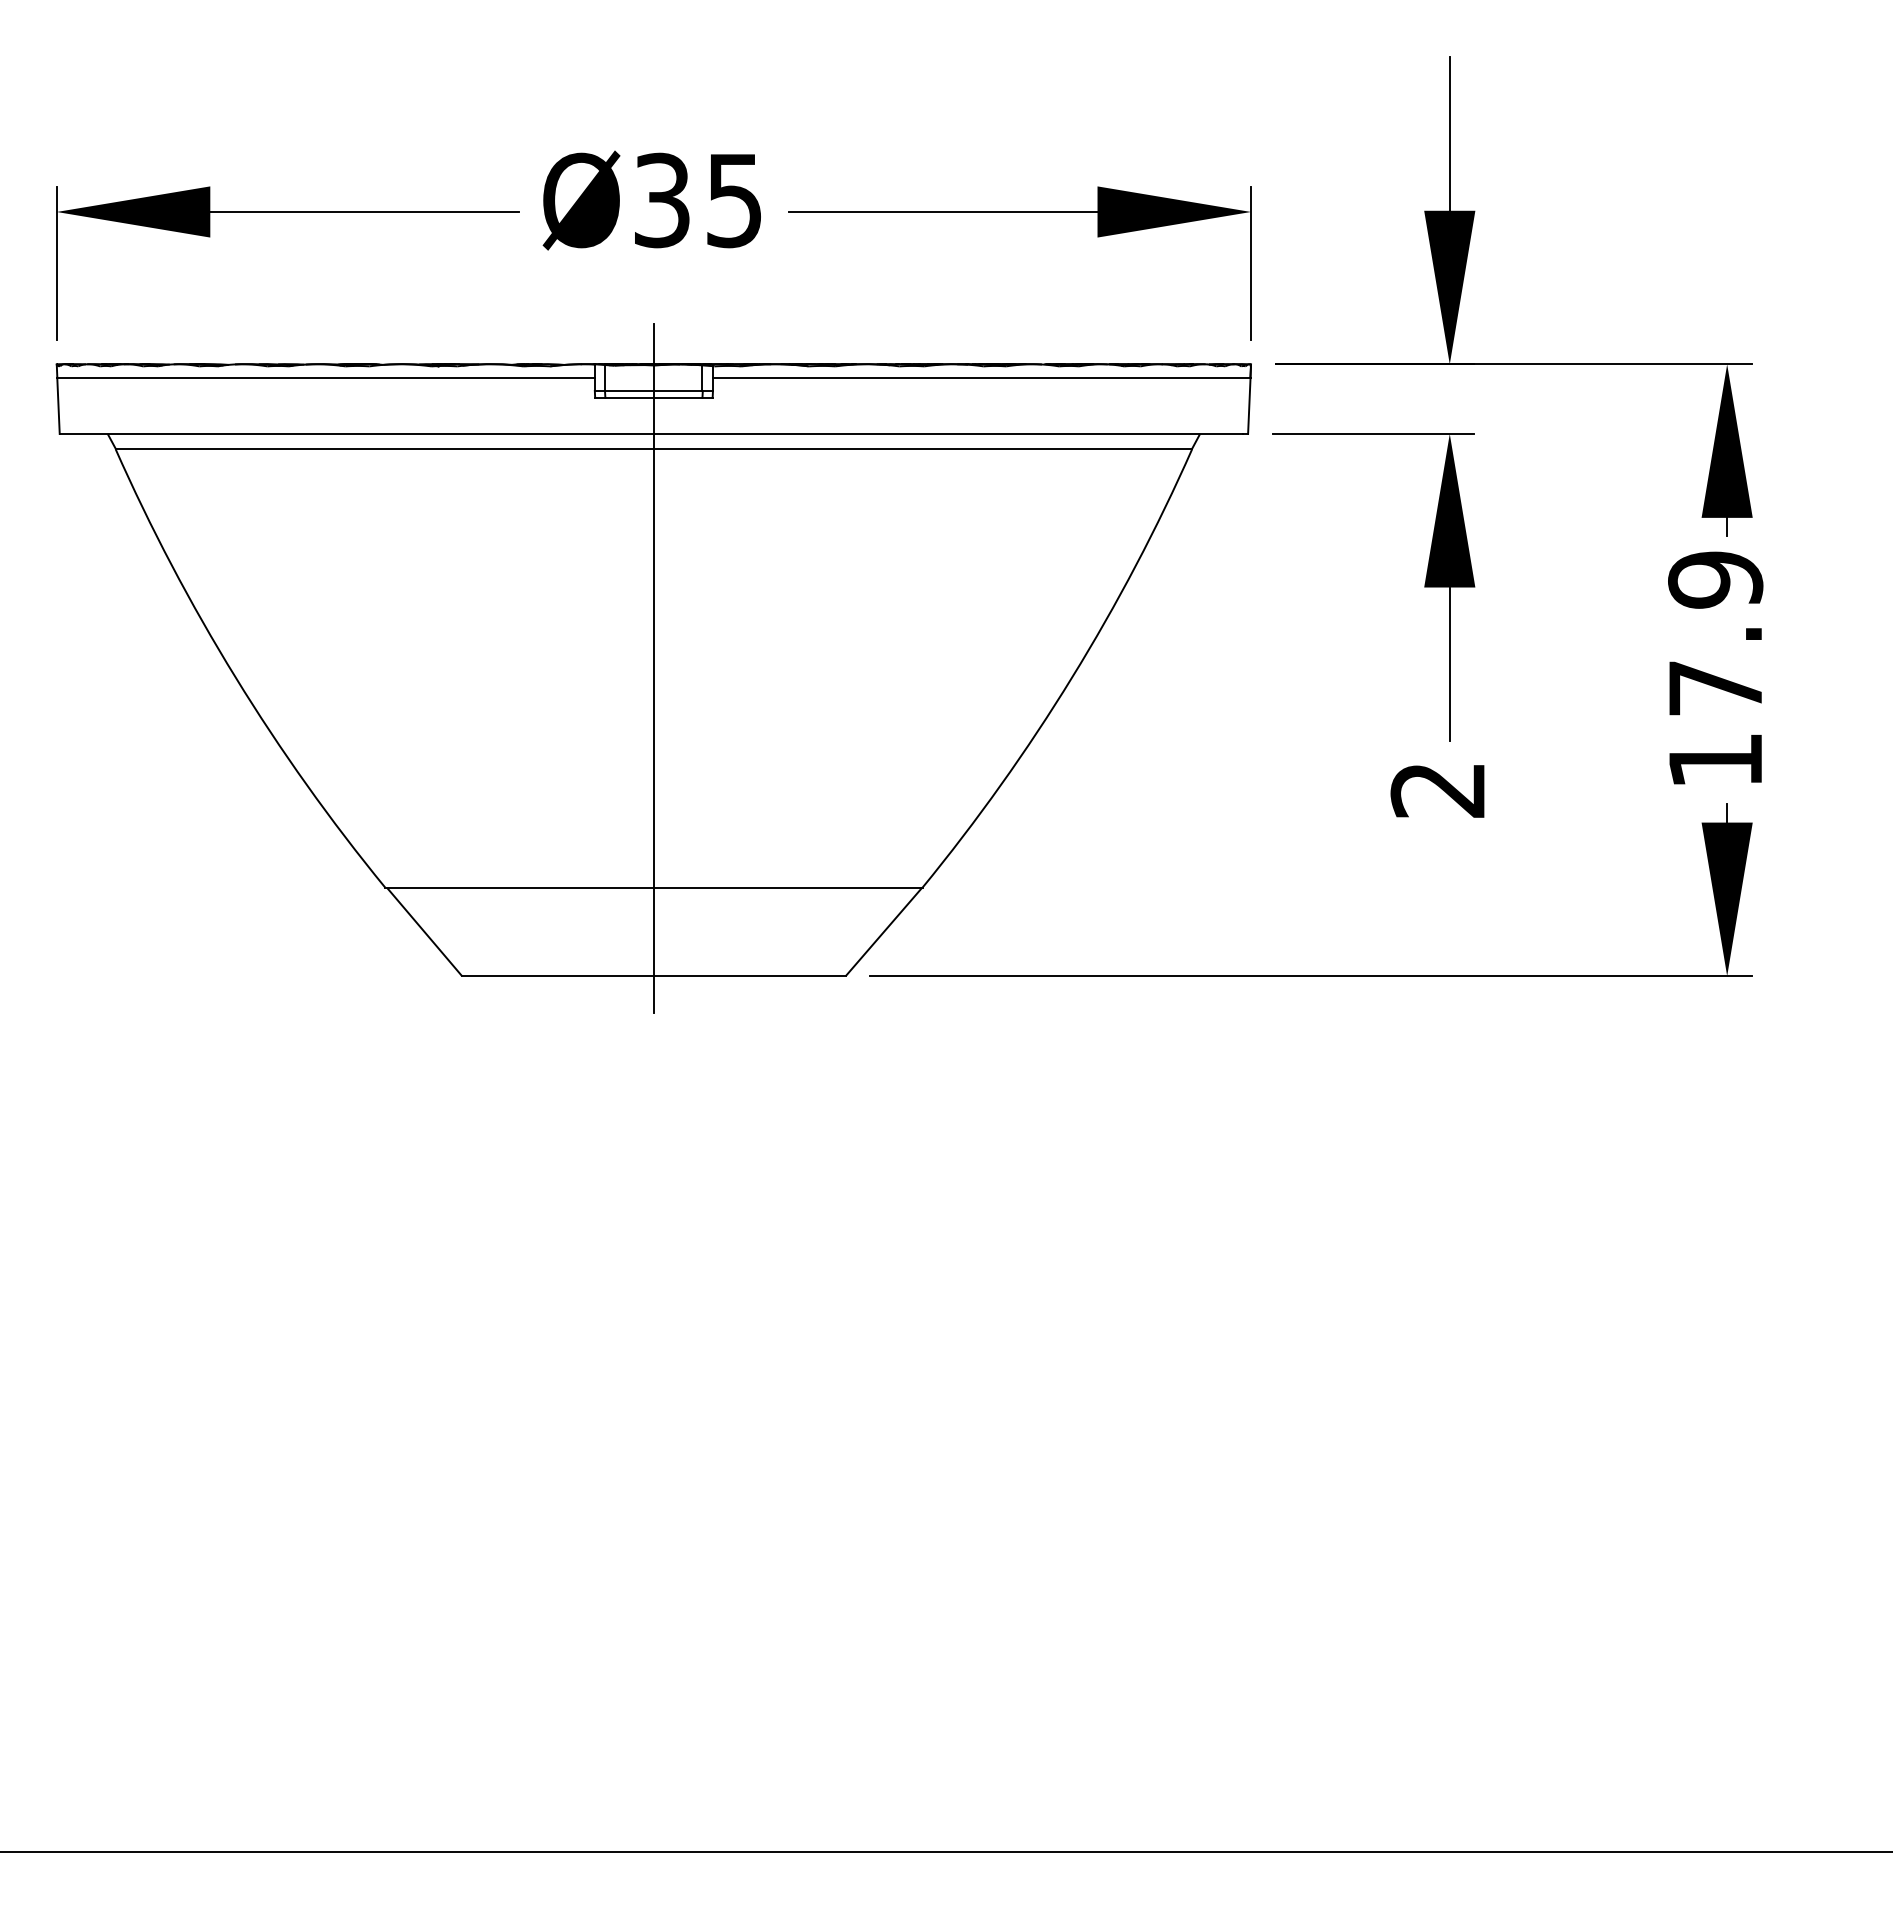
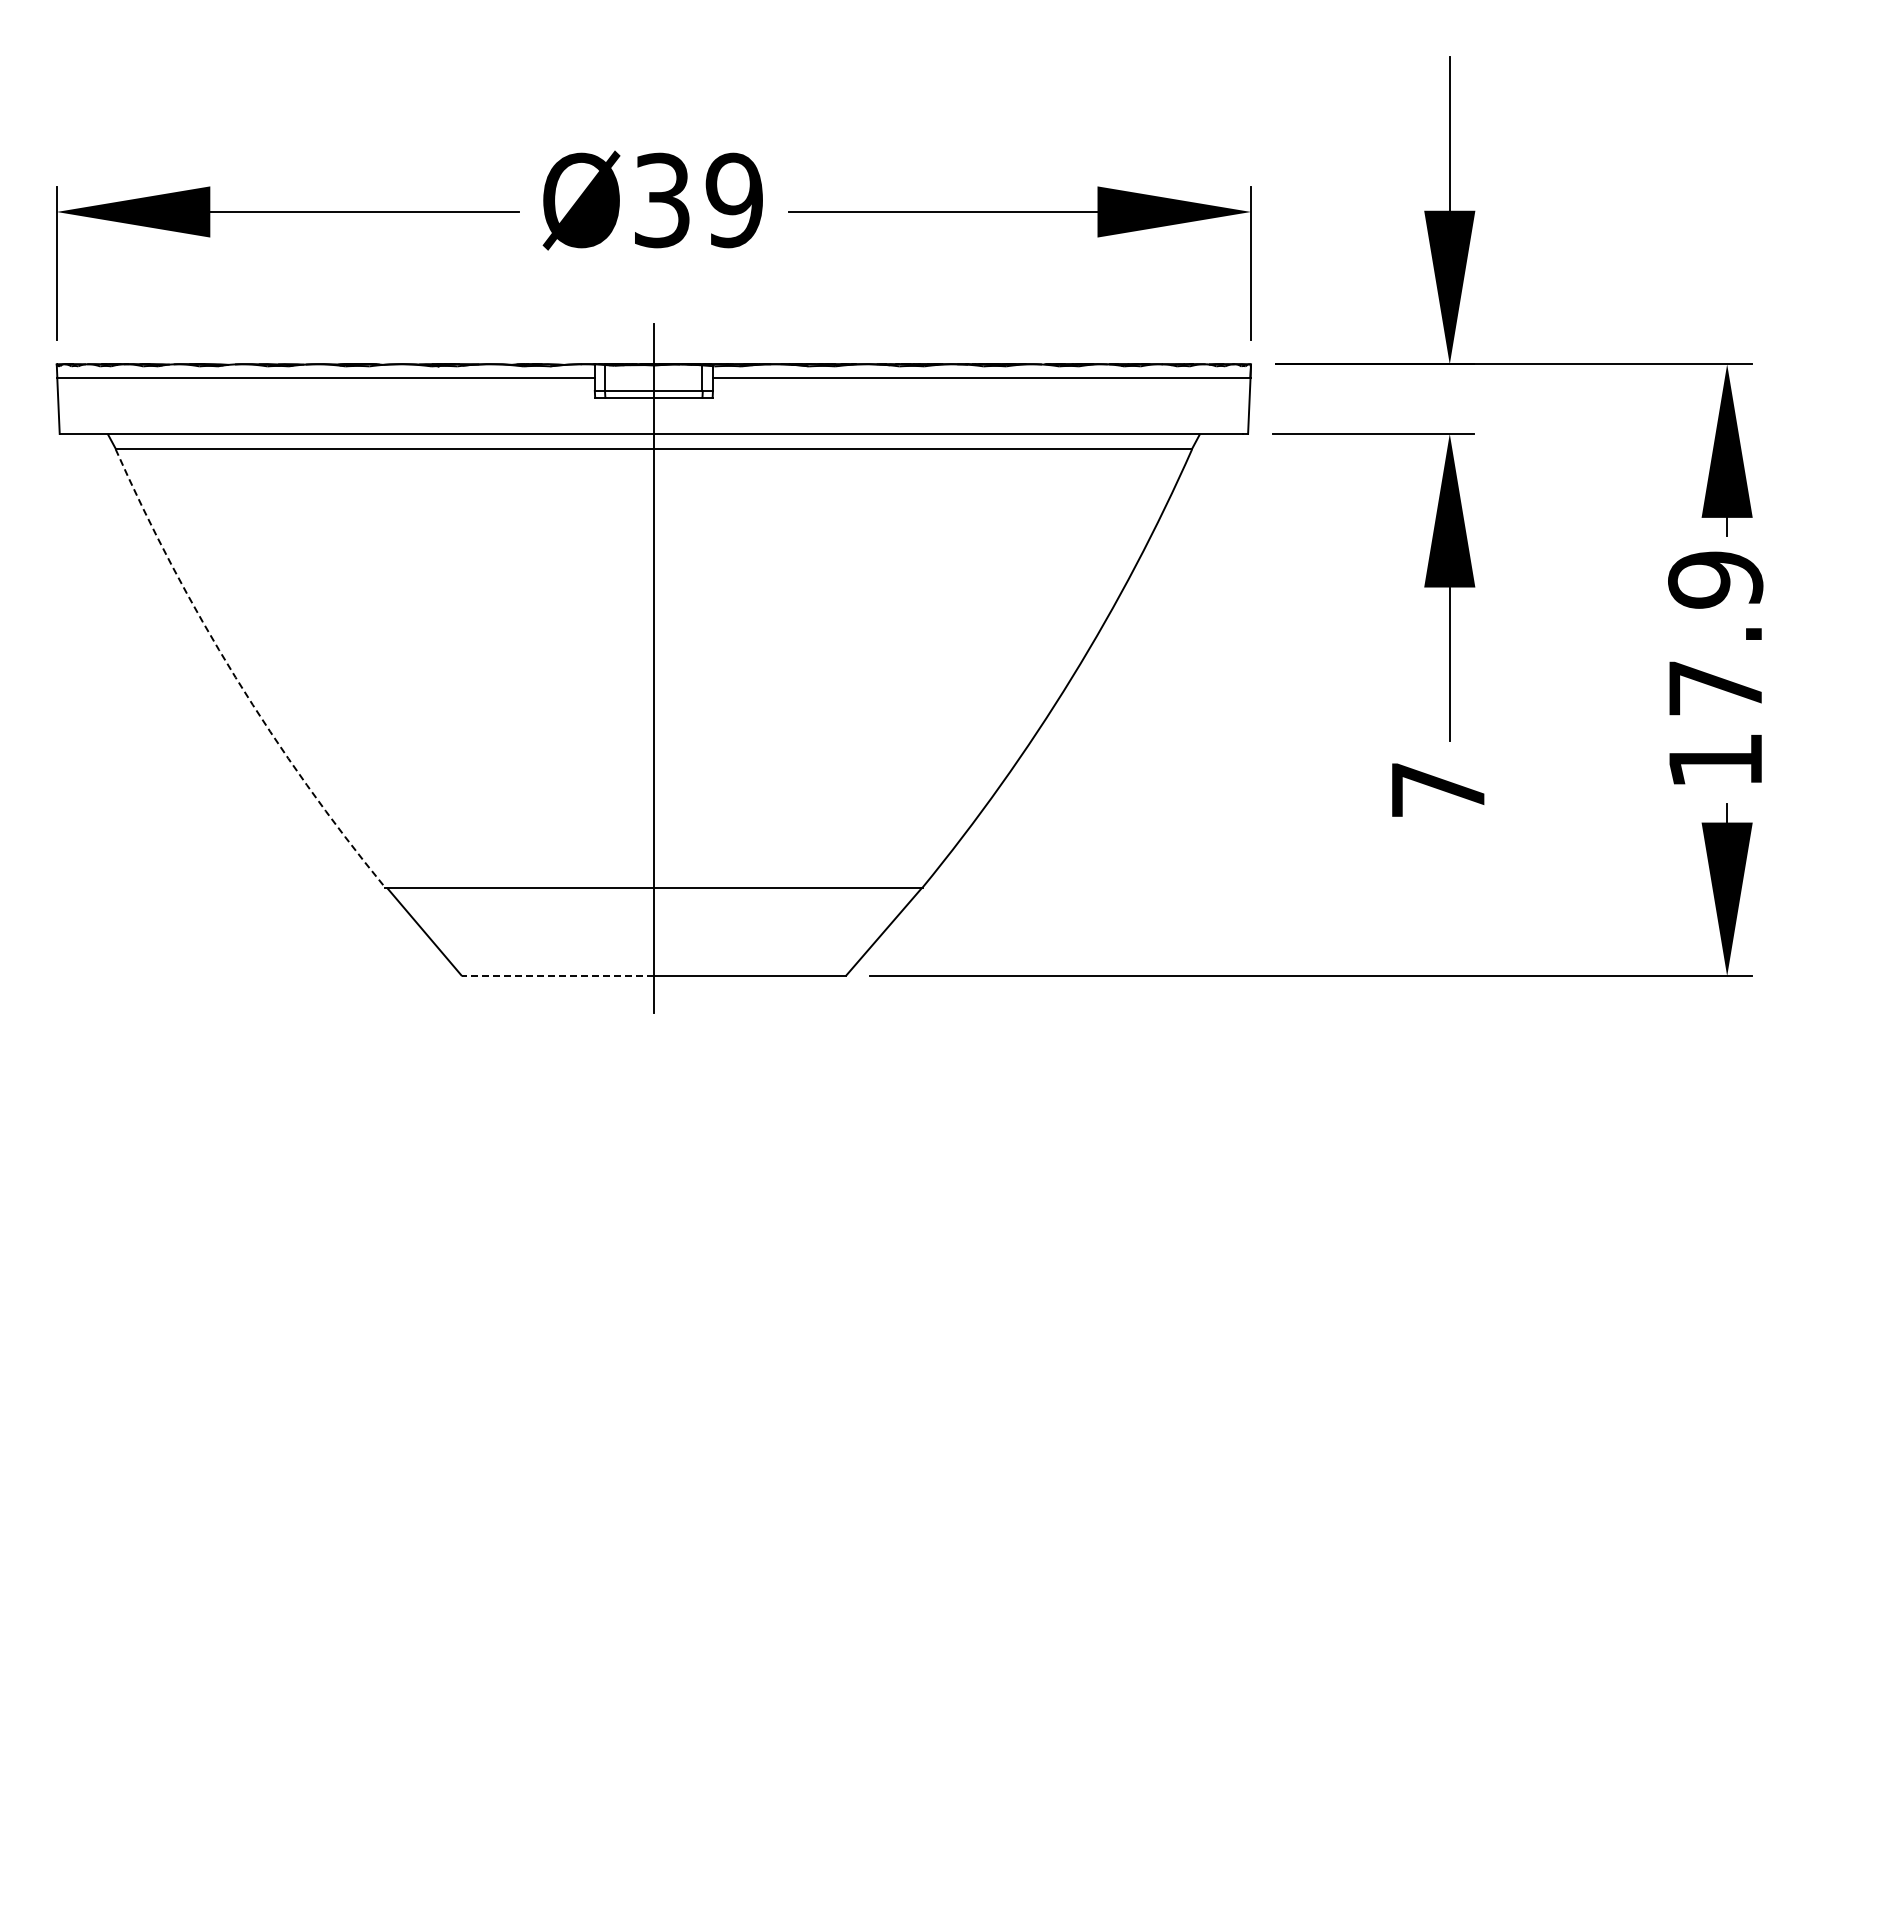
text: Ø35 -> Ø39 (733, 200)
arc: solid -> dashed (235, 677)
text: 2 -> 7 (1437, 790)
line: solid -> dashed (557, 976)
line: present -> none (945, 1851)
